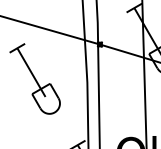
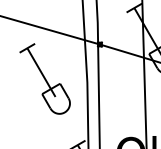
part position: (34, 78) -> (44, 78) (44, 78)
